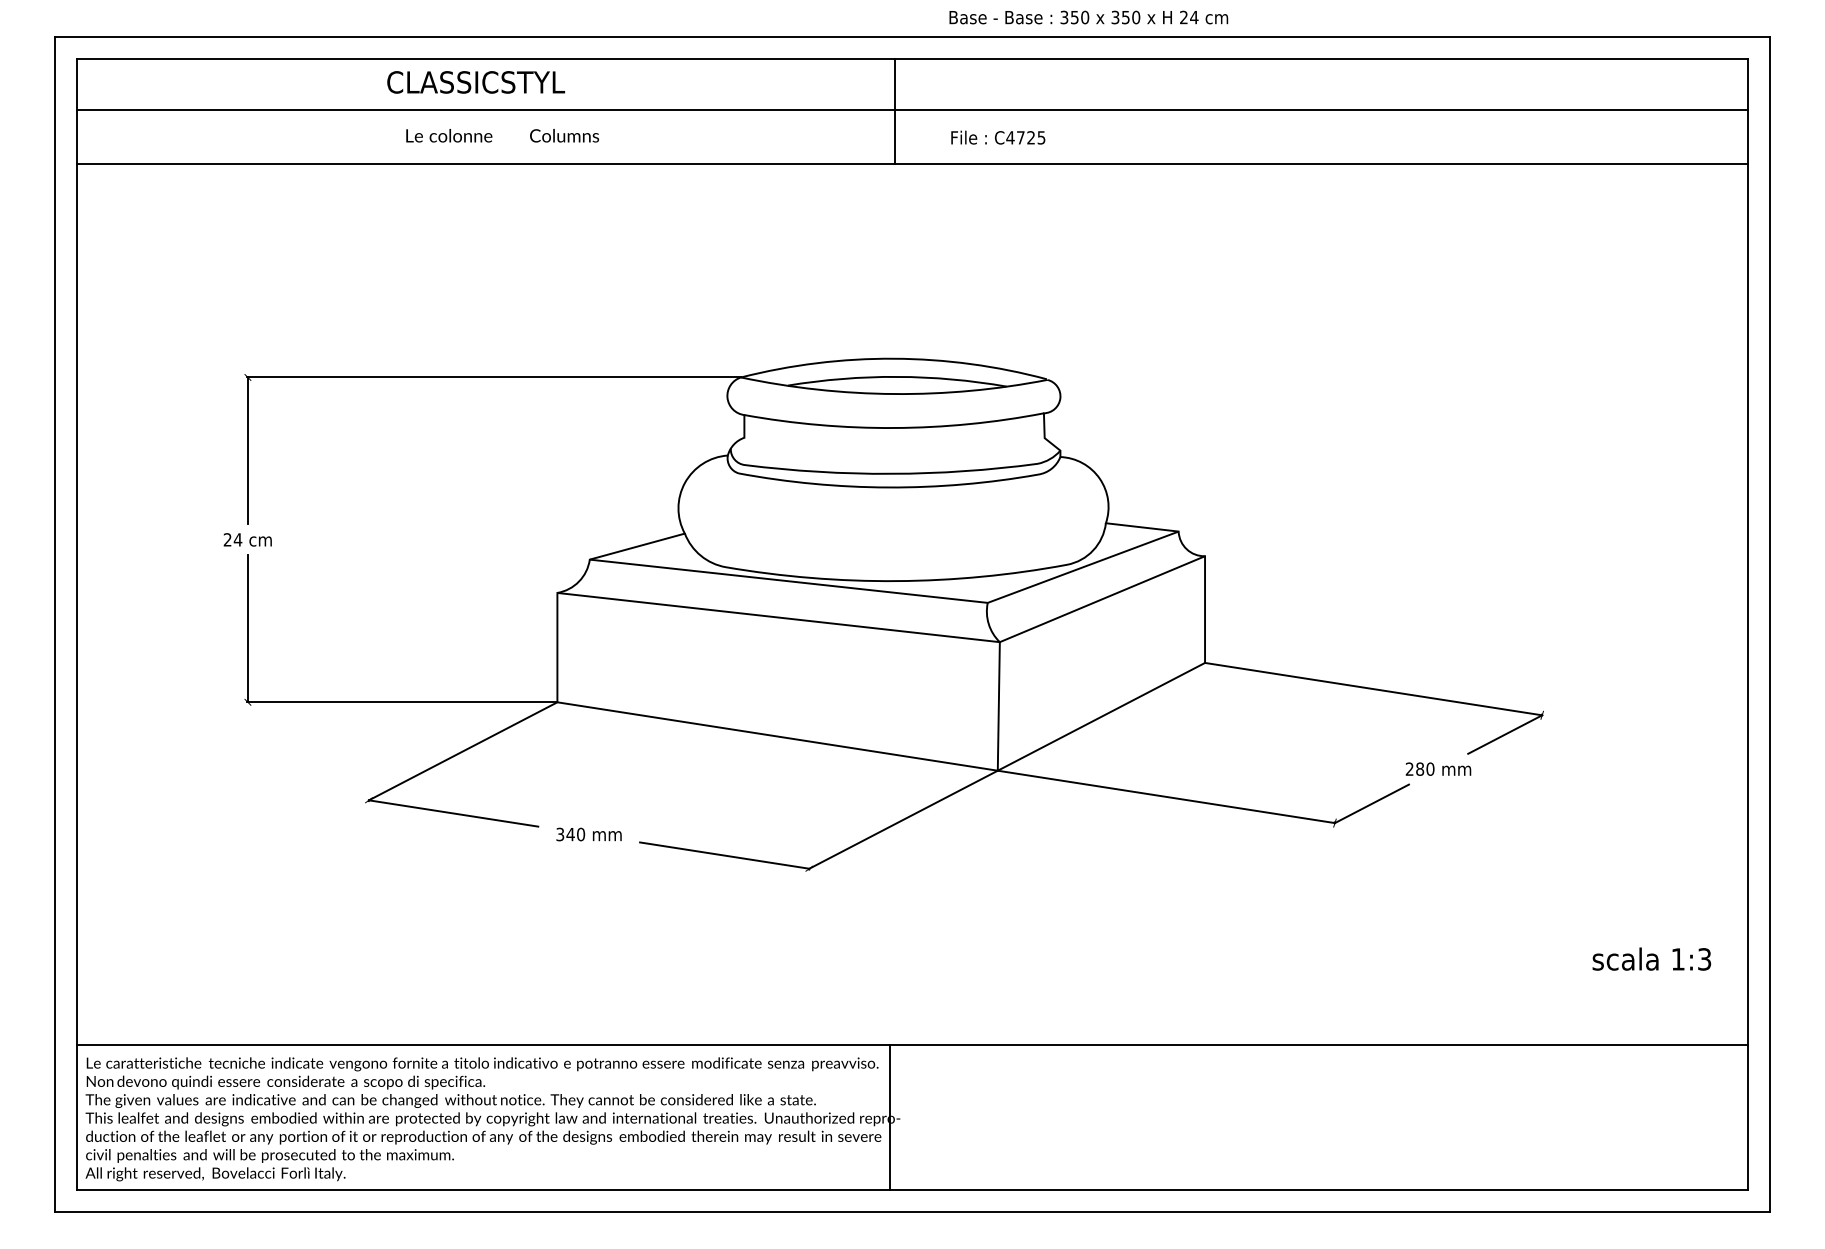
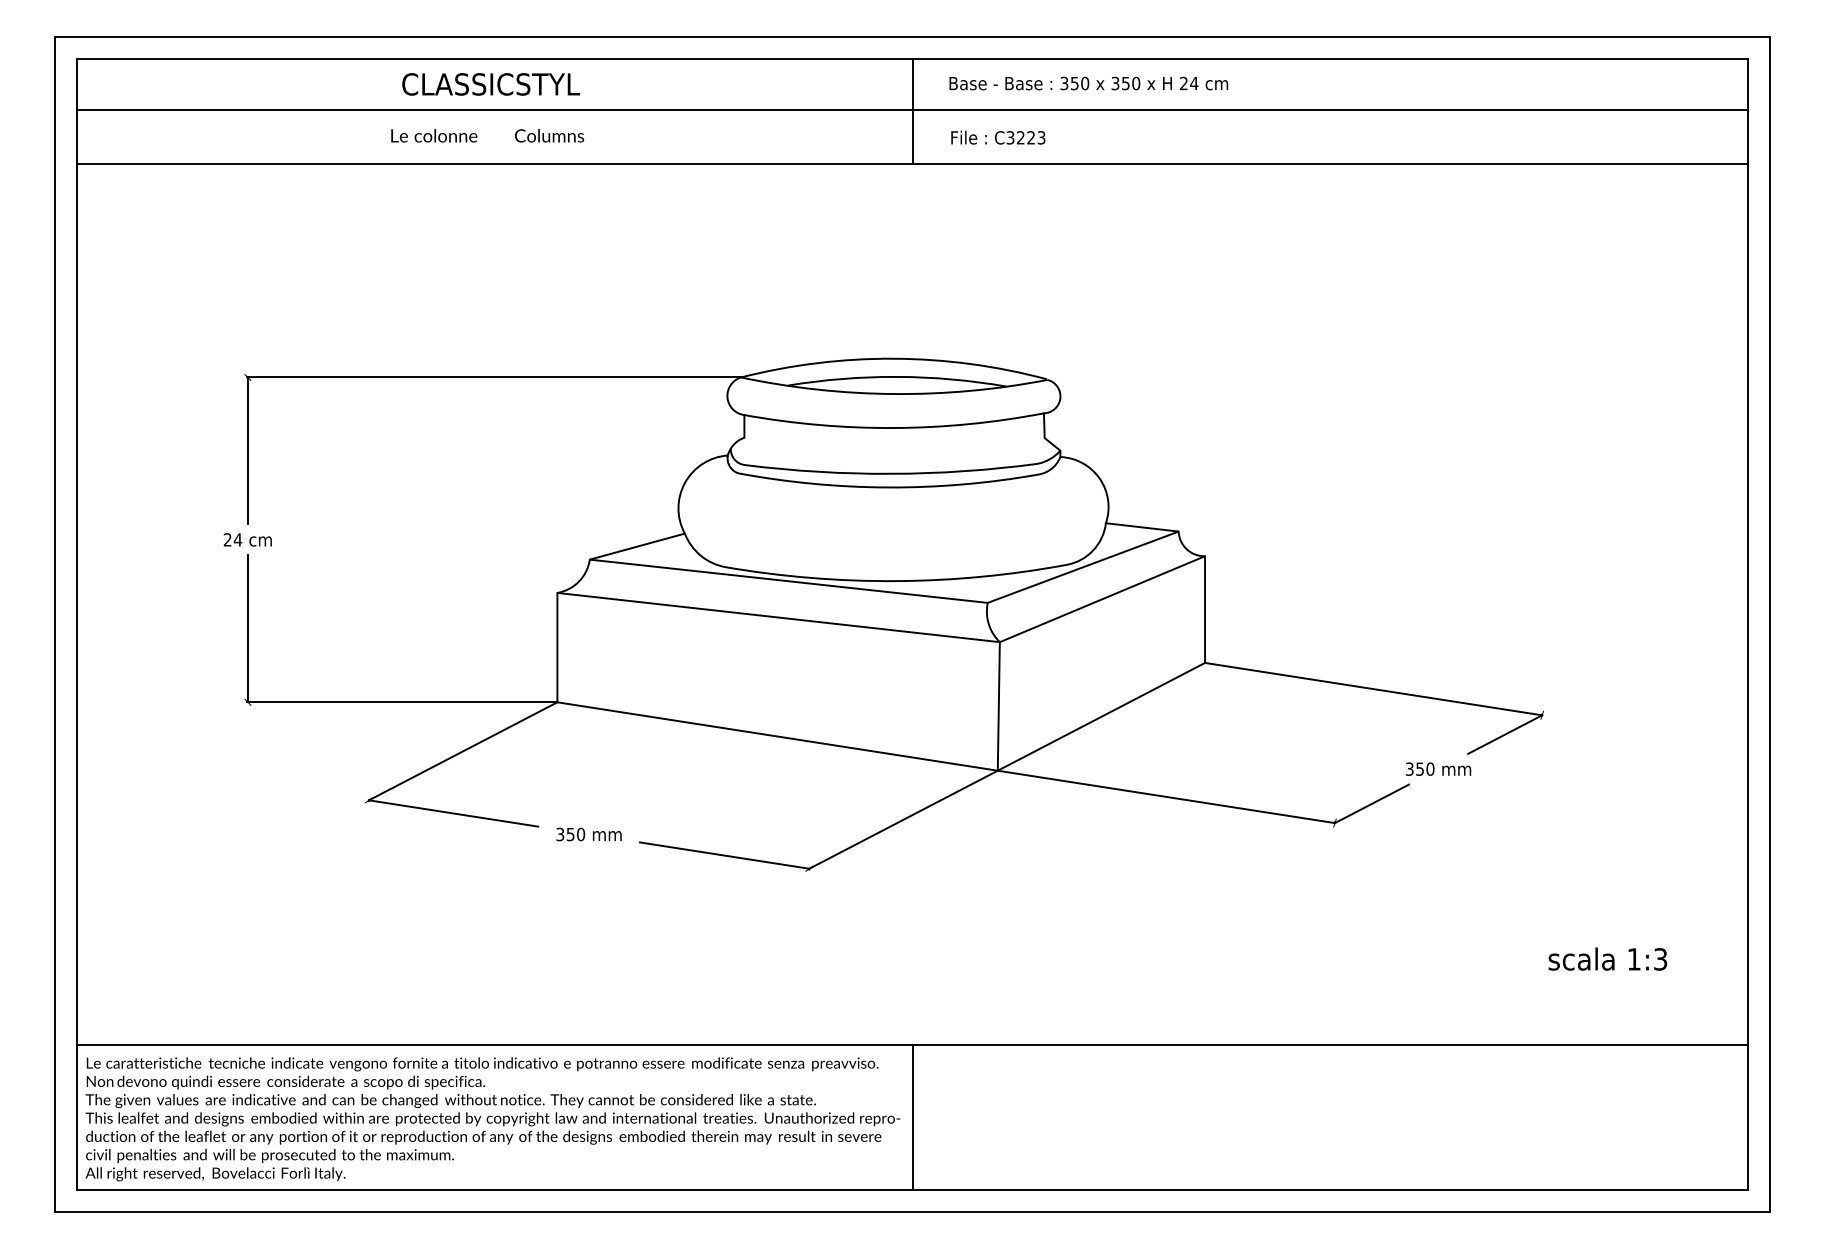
text position: (1088, 17) -> (1088, 83) (1088, 83)
text position: (476, 82) -> (491, 84) (491, 84)
line position: (894, 111) -> (912, 111) (912, 111)
text position: (502, 135) -> (487, 135) (487, 135)
text: C4725 -> C3223 (1025, 137)
text: 280 -> 350 (1414, 768)
text: 340 -> 350 (570, 834)
text position: (1651, 958) -> (1607, 958) (1607, 958)
line position: (889, 1117) -> (912, 1117) (912, 1117)
